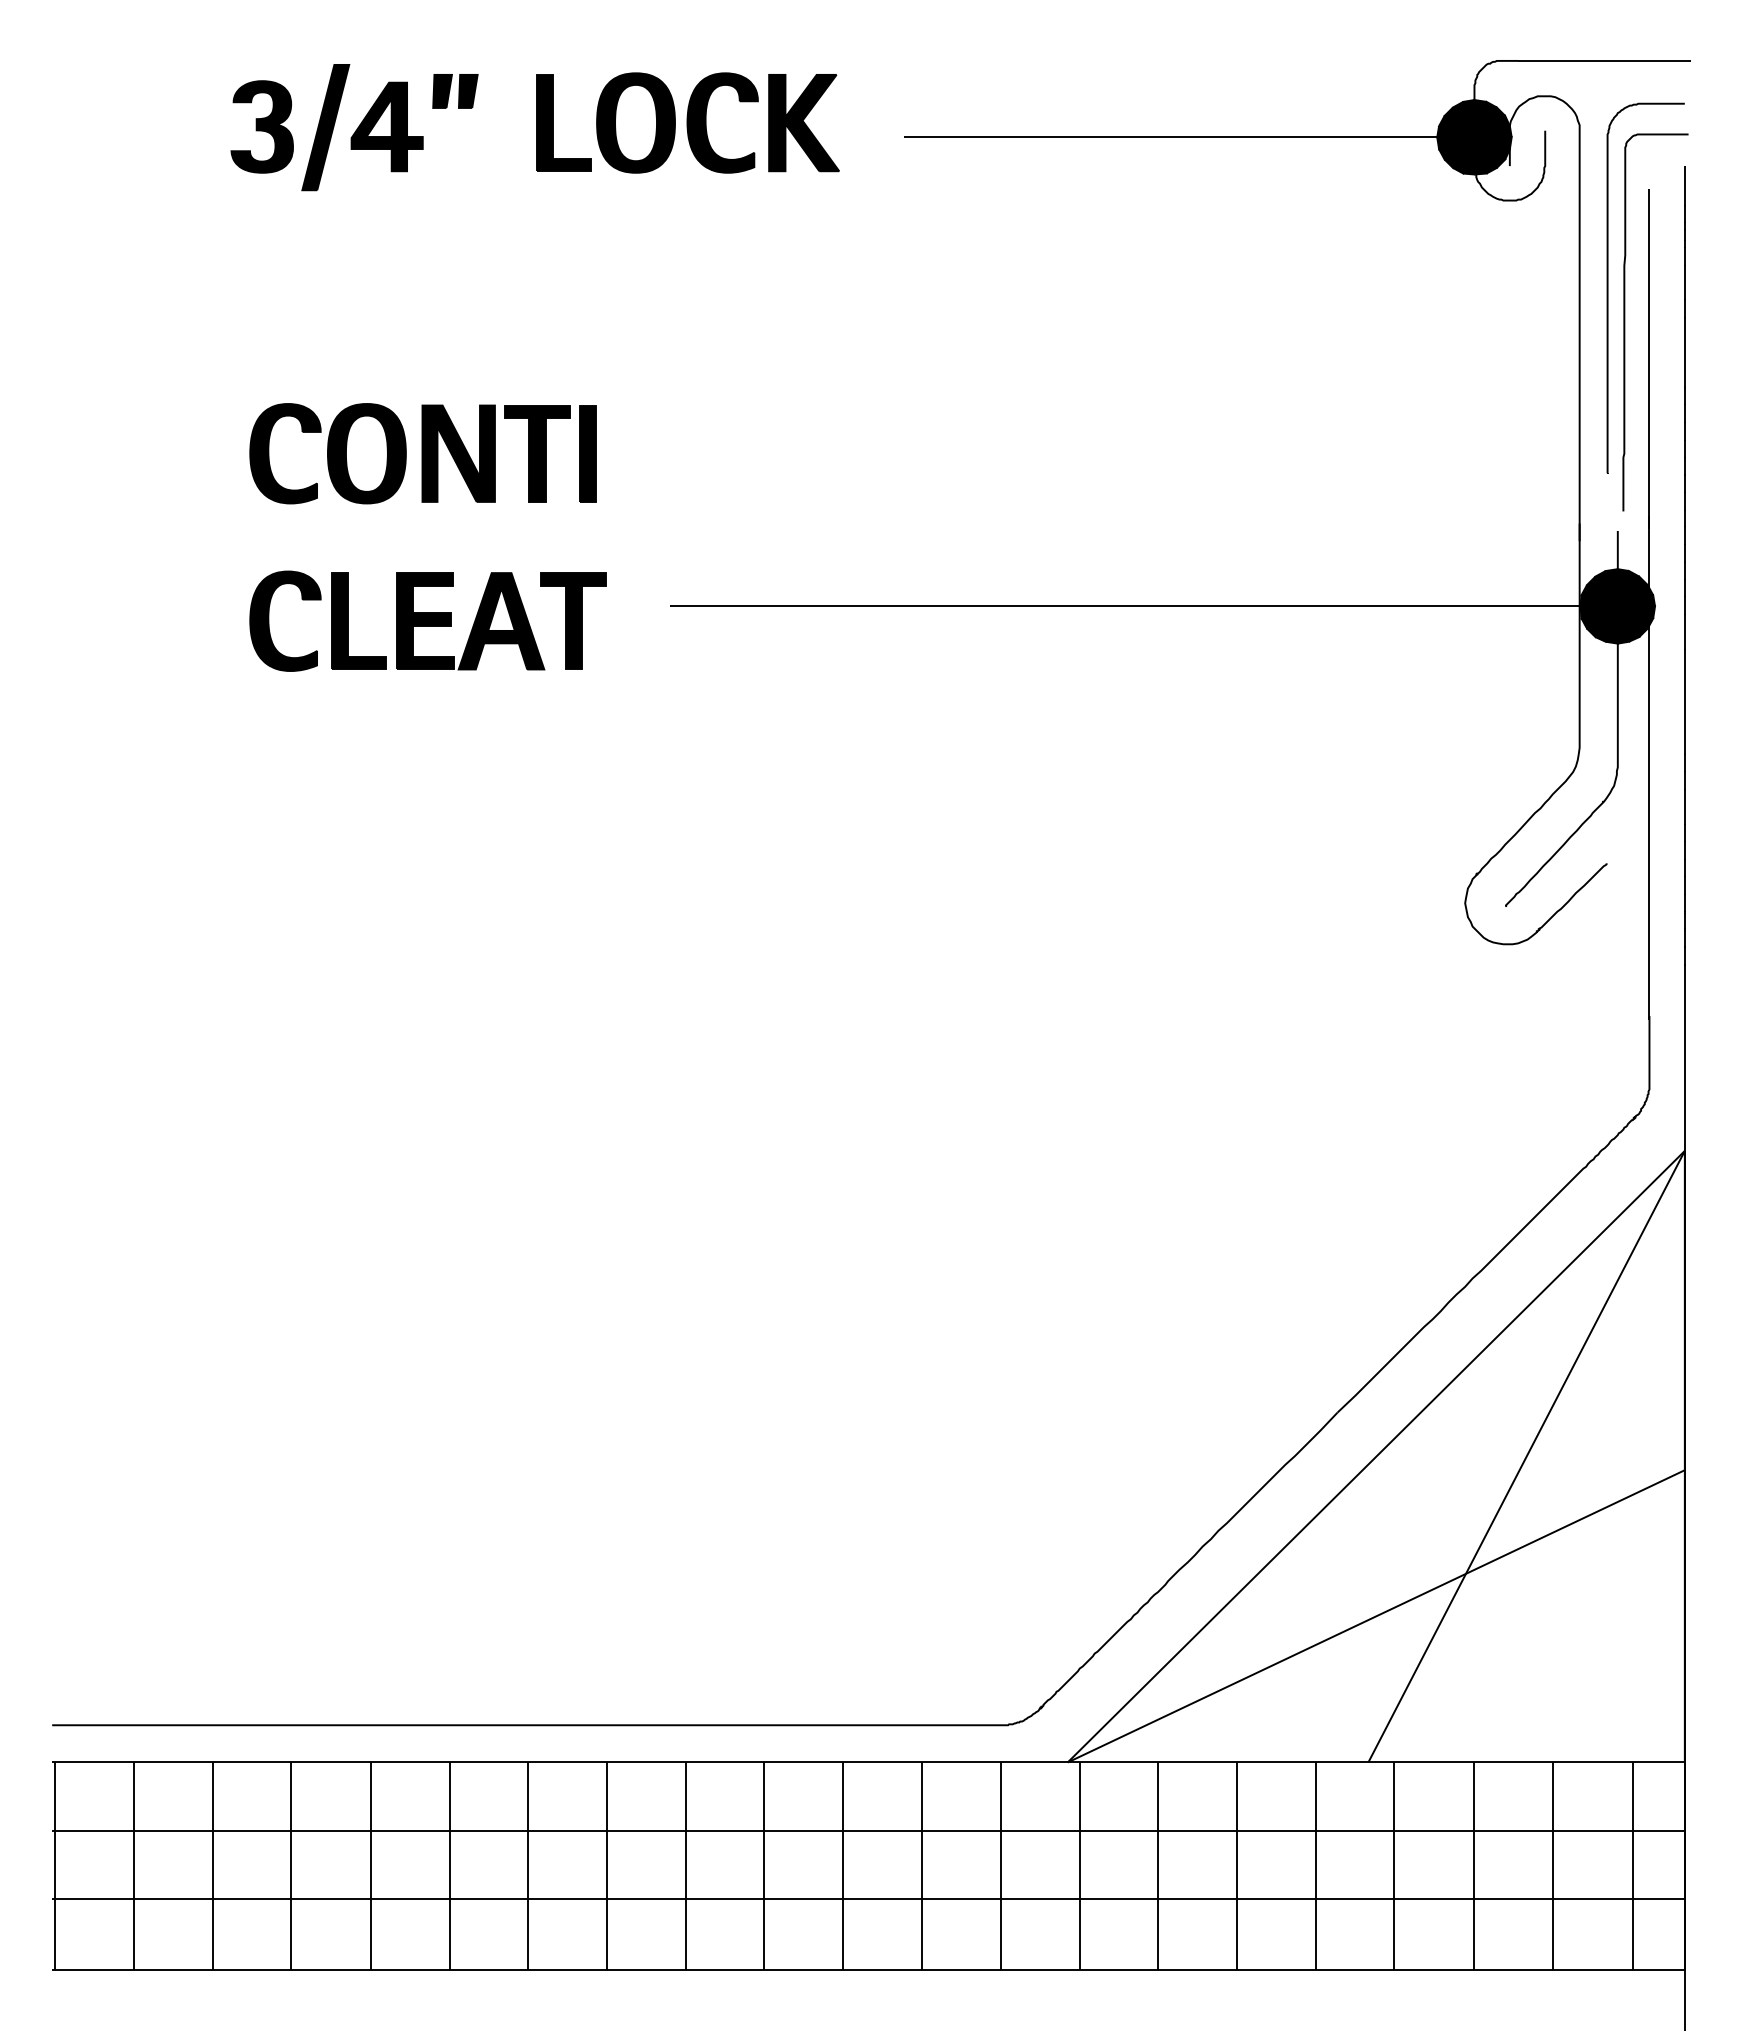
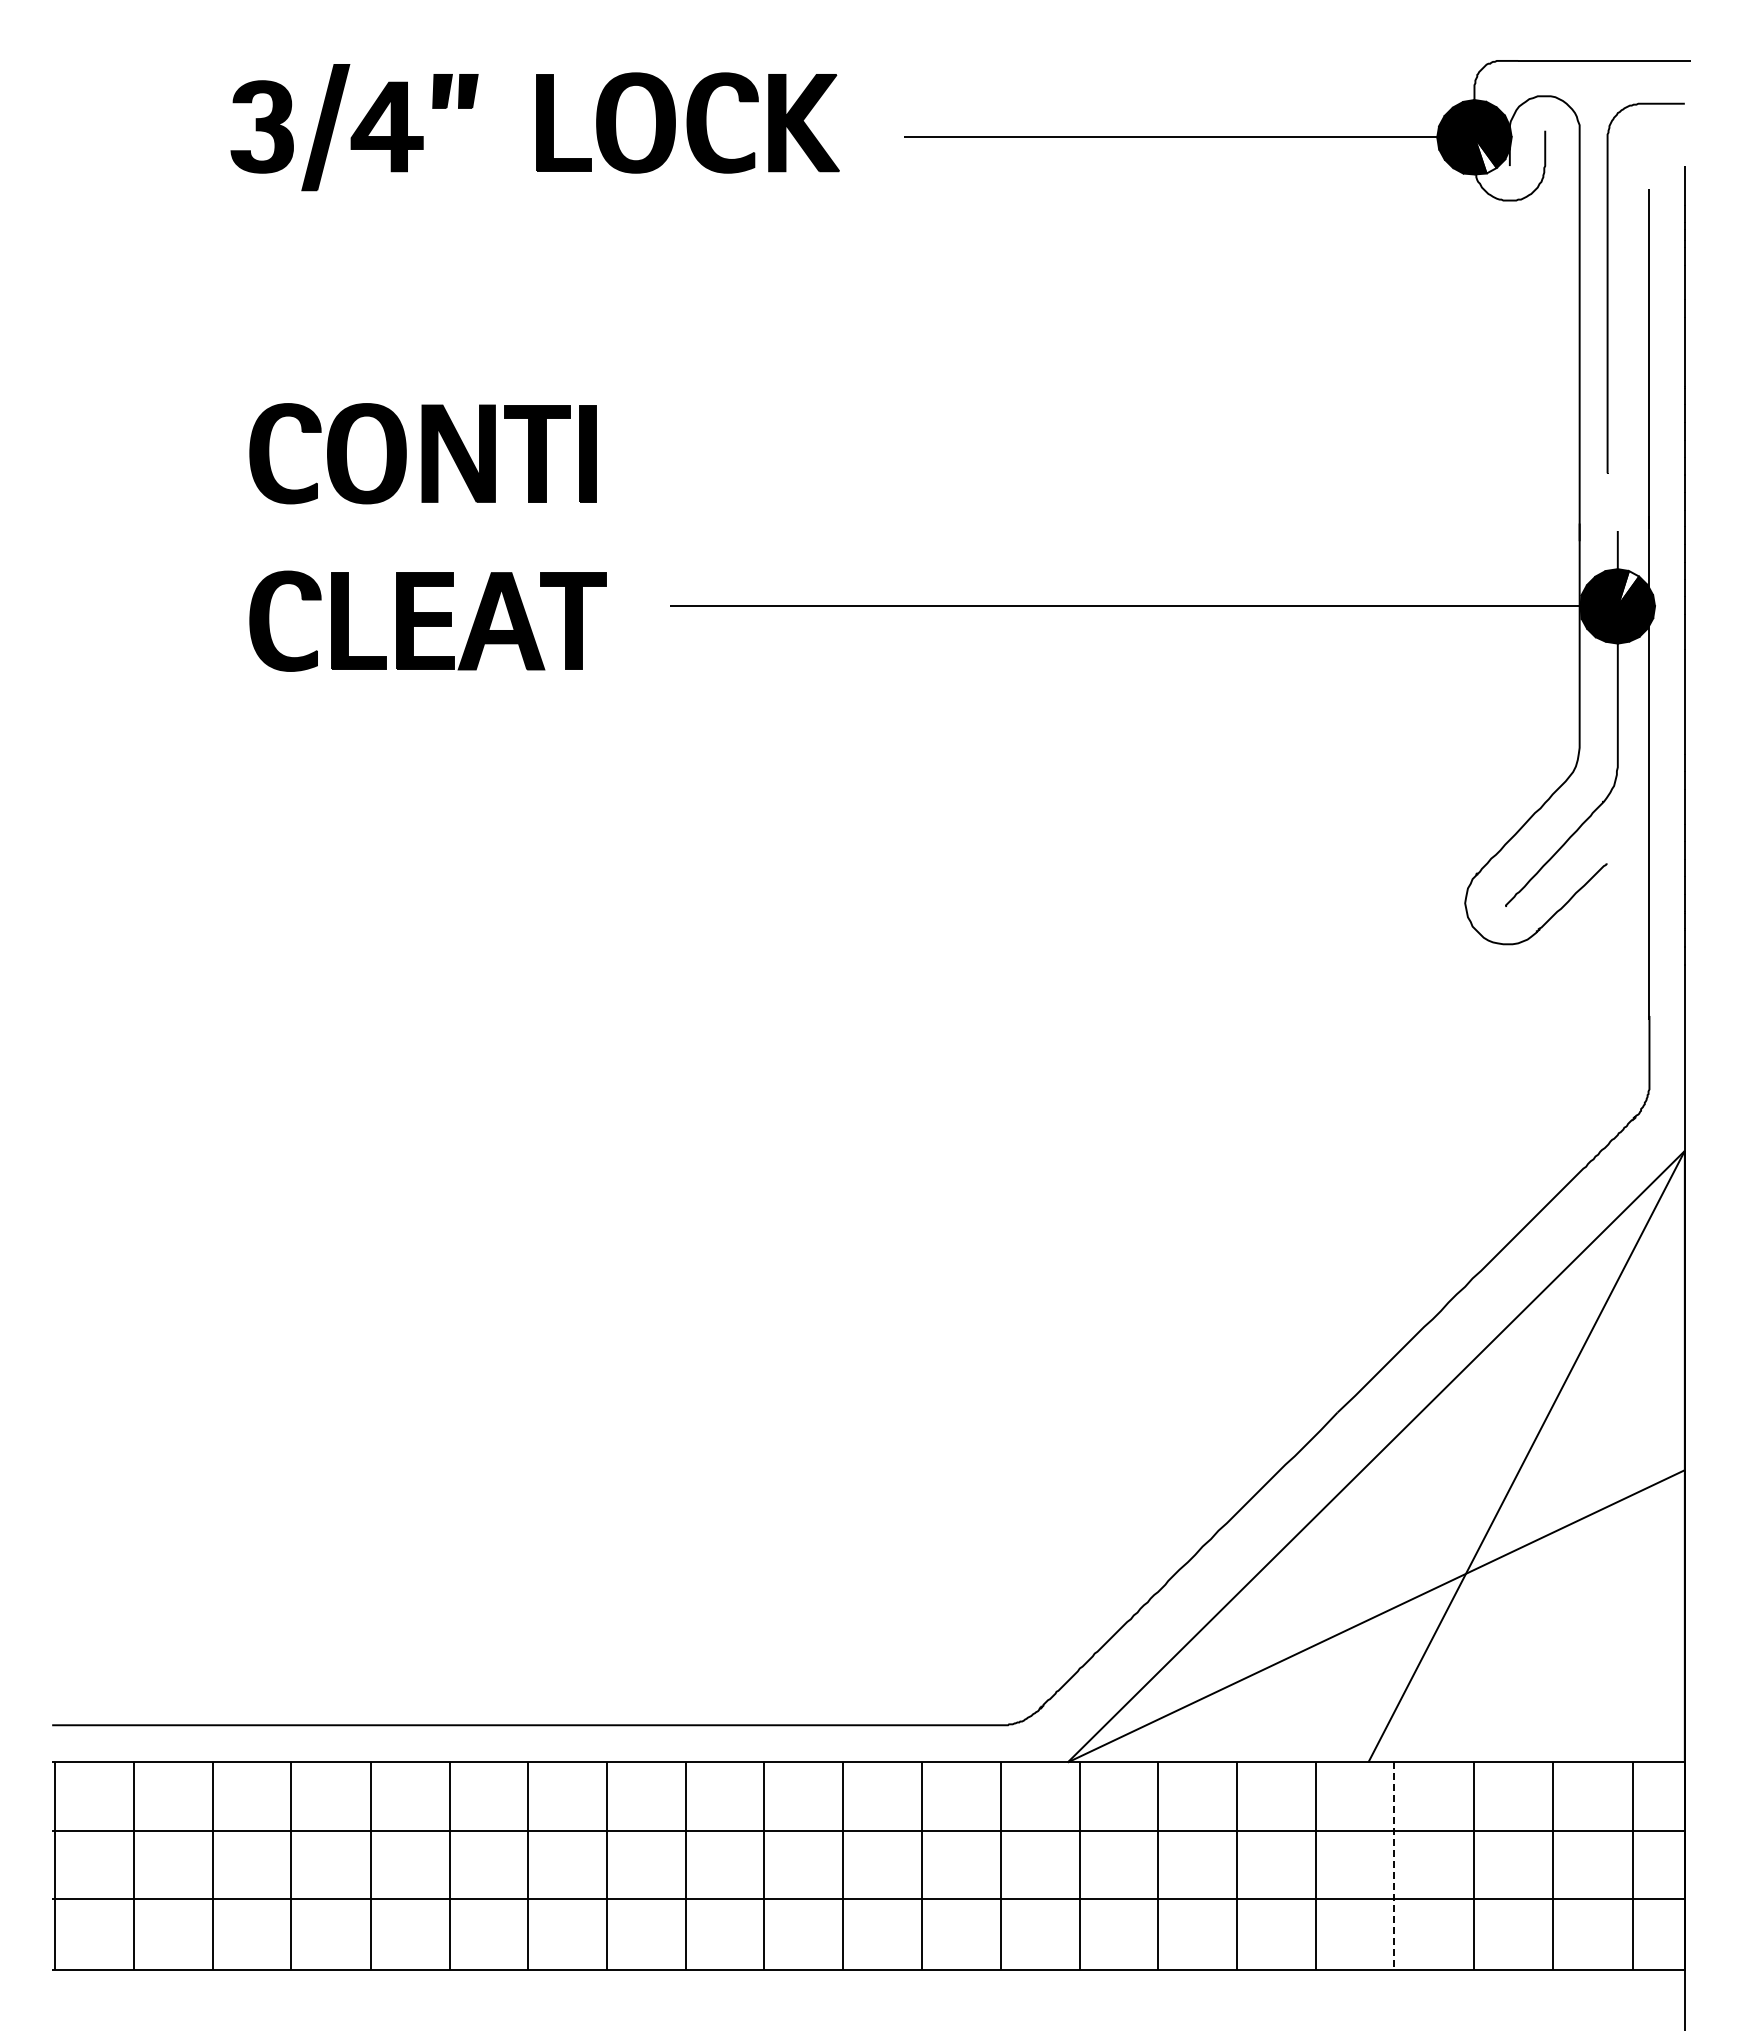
fill: present -> none (1485, 155)
curve: present -> none (1625, 322)
fill: present -> none (1628, 588)
line: solid -> dashed (1394, 1866)
